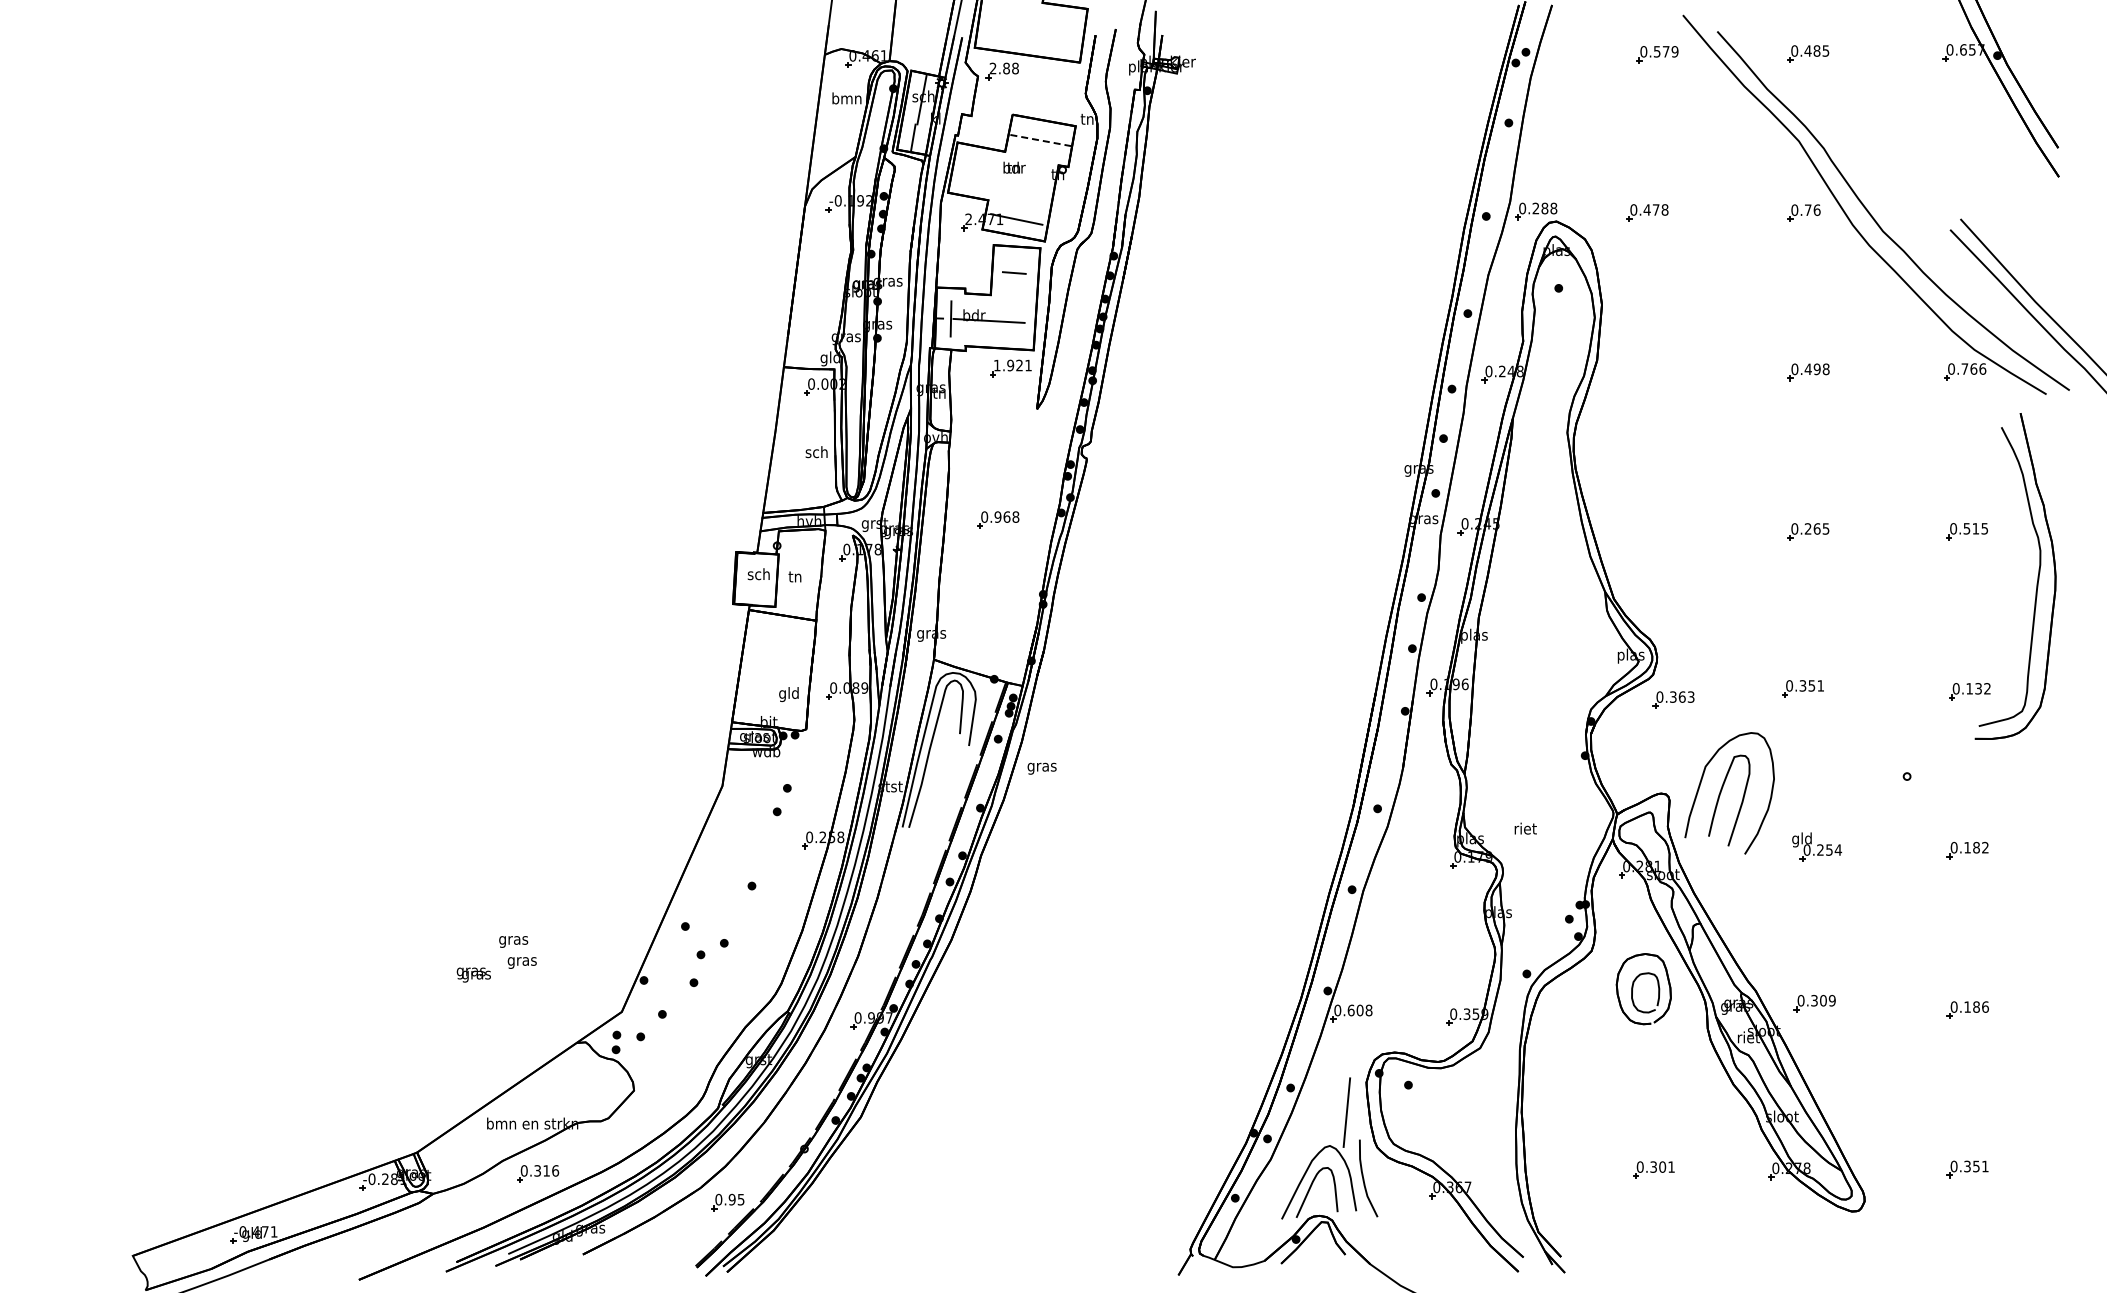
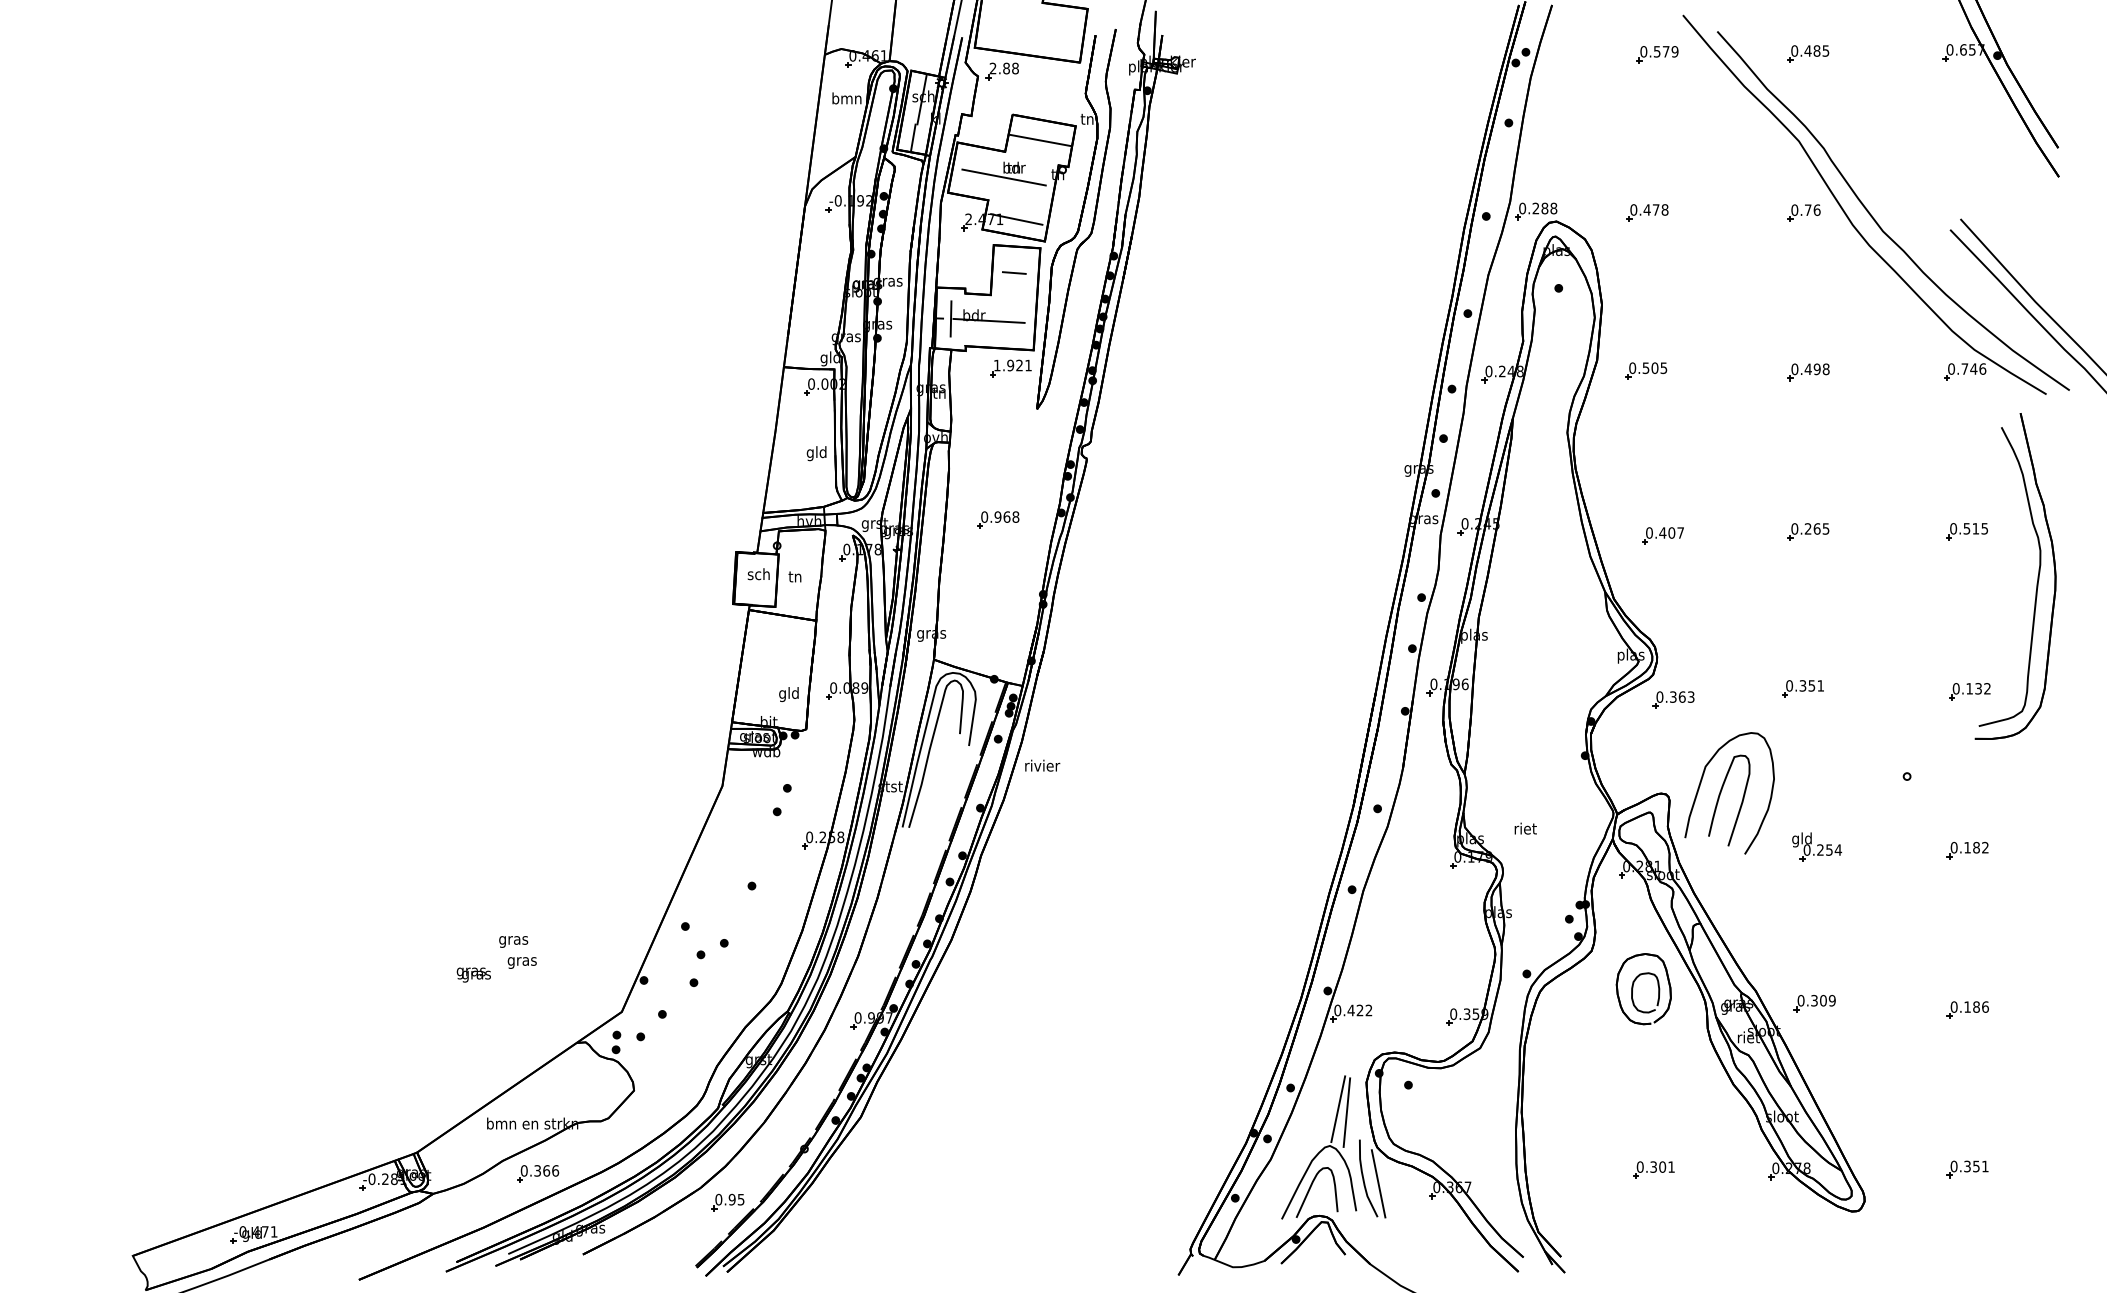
line: dashed -> solid (1040, 140)
line: none -> present (1003, 177)
text: 0.766 -> 0.746 (1973, 368)
part: none -> present (1646, 370)
text: sch -> gld (816, 453)
part: none -> present (1662, 535)
text: gras -> rivier (1042, 766)
text: 0.608 -> 0.422 (1359, 1010)
line: none -> present (1338, 1109)
text: 0.316 -> 0.366 (546, 1170)
line: none -> present (1378, 1183)
